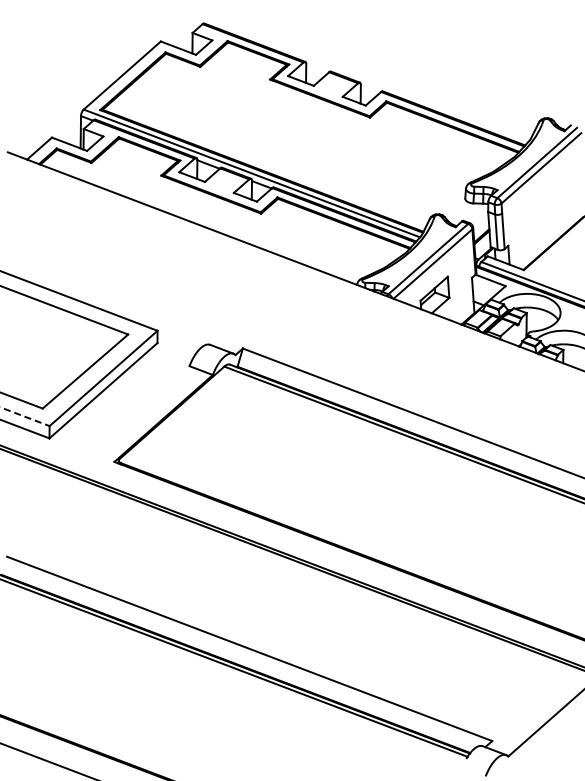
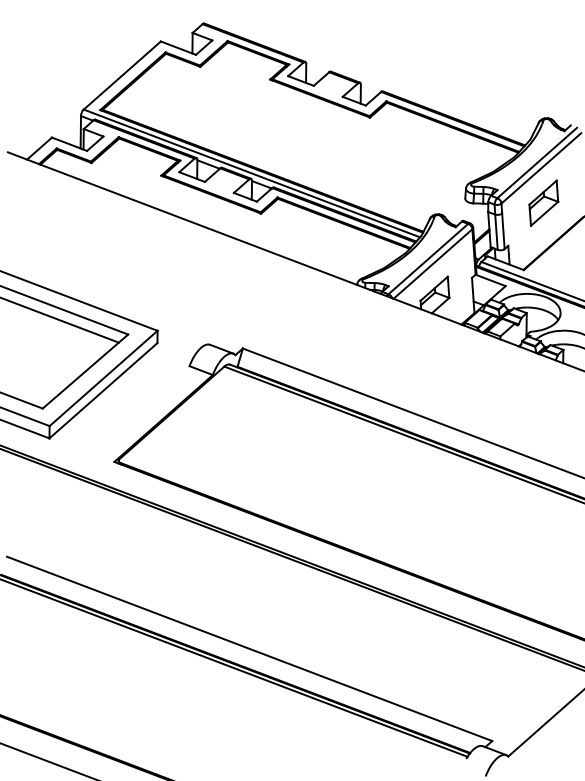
part: none -> present (543, 202)
line: none -> present (60, 320)
line: dashed -> solid (25, 416)
